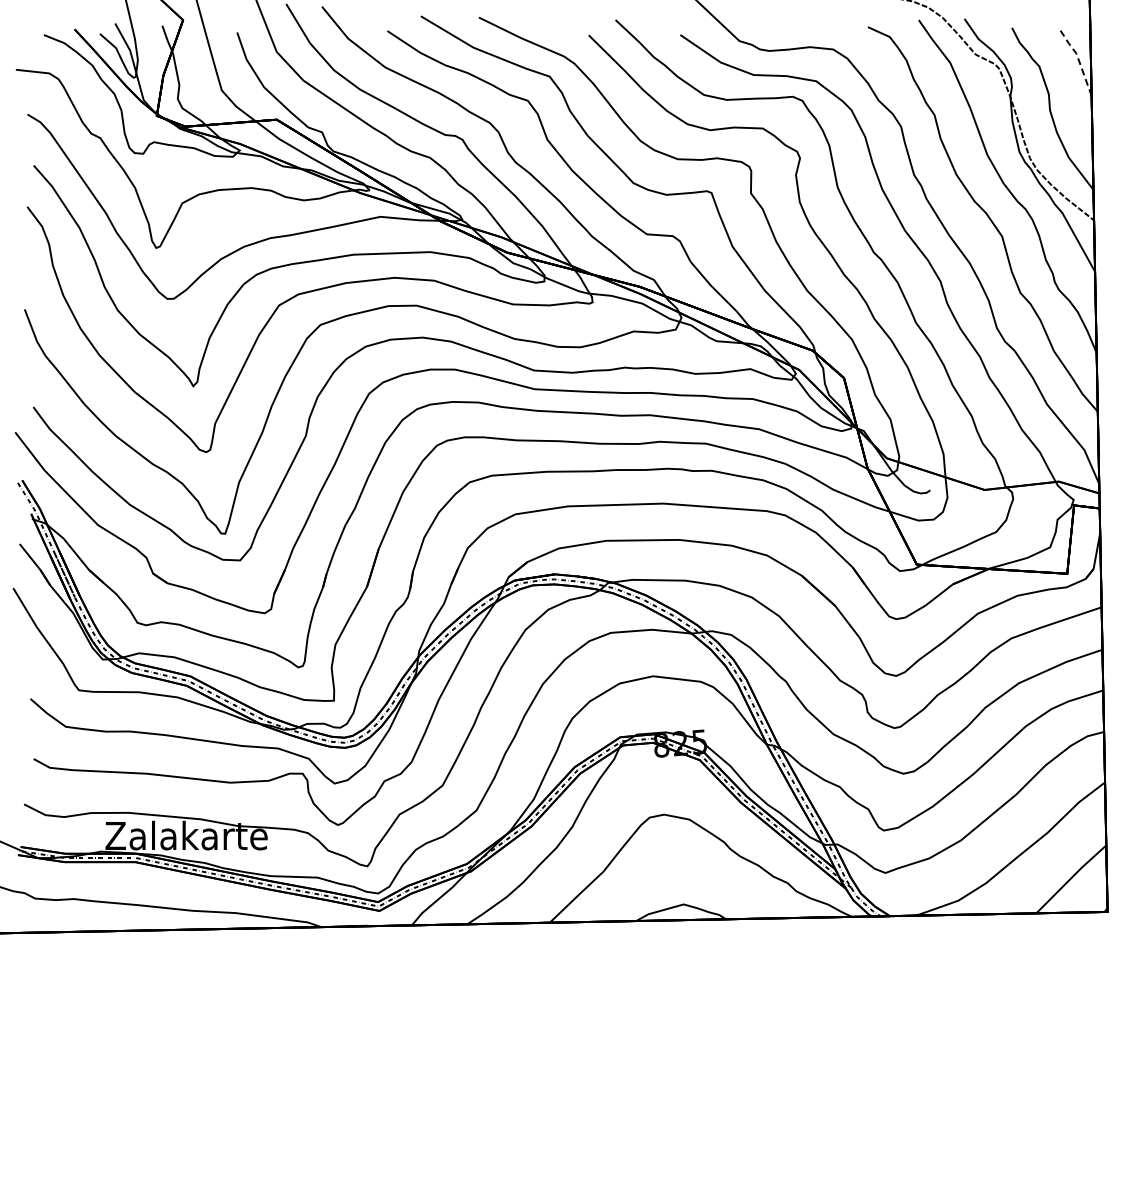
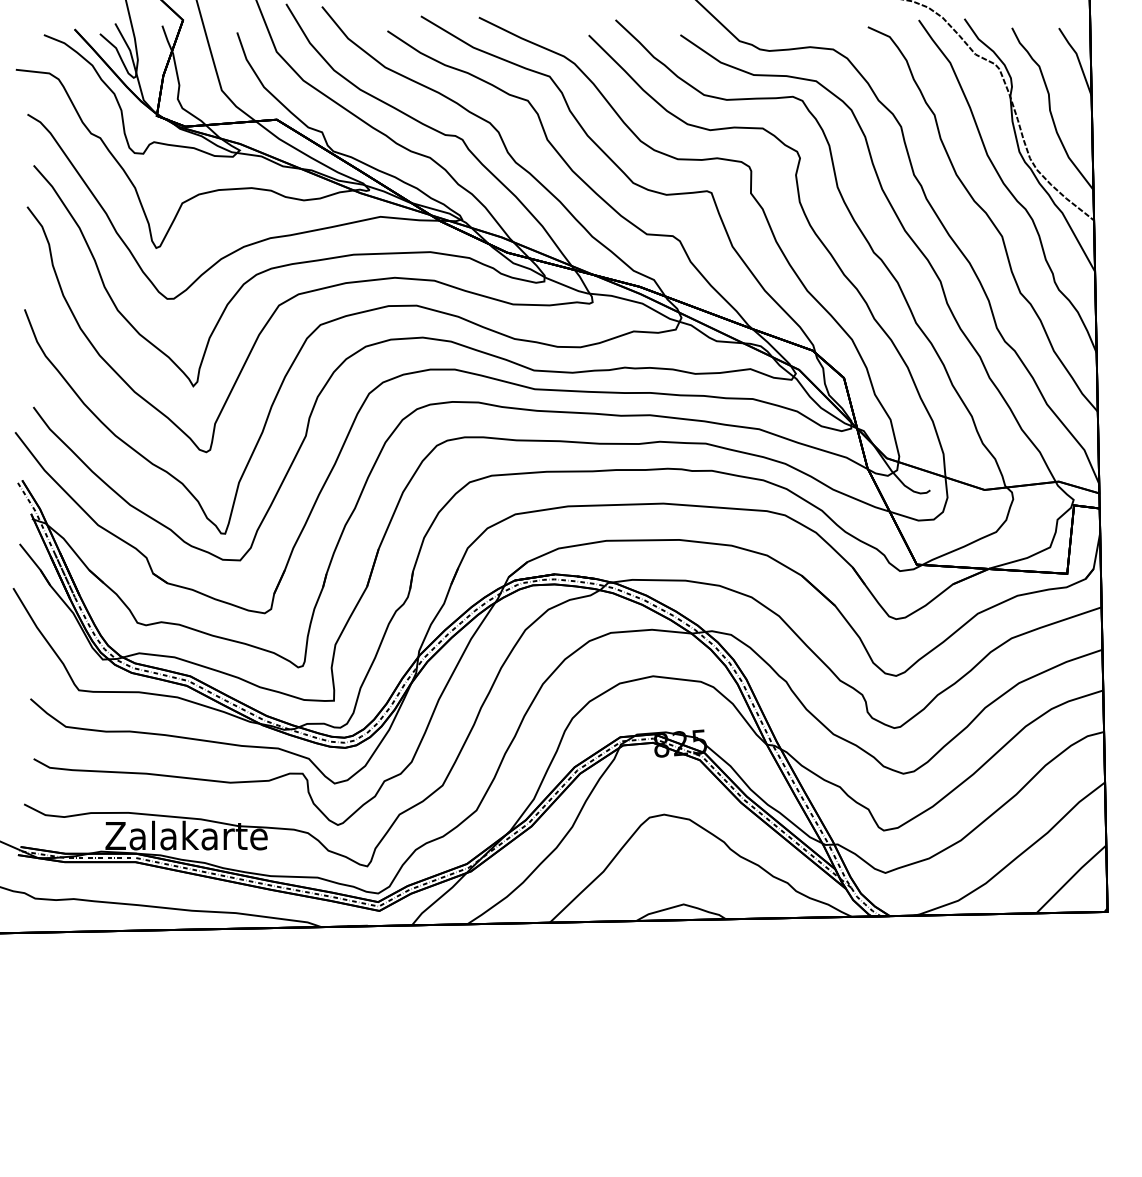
line: dashed -> solid (1078, 59)
